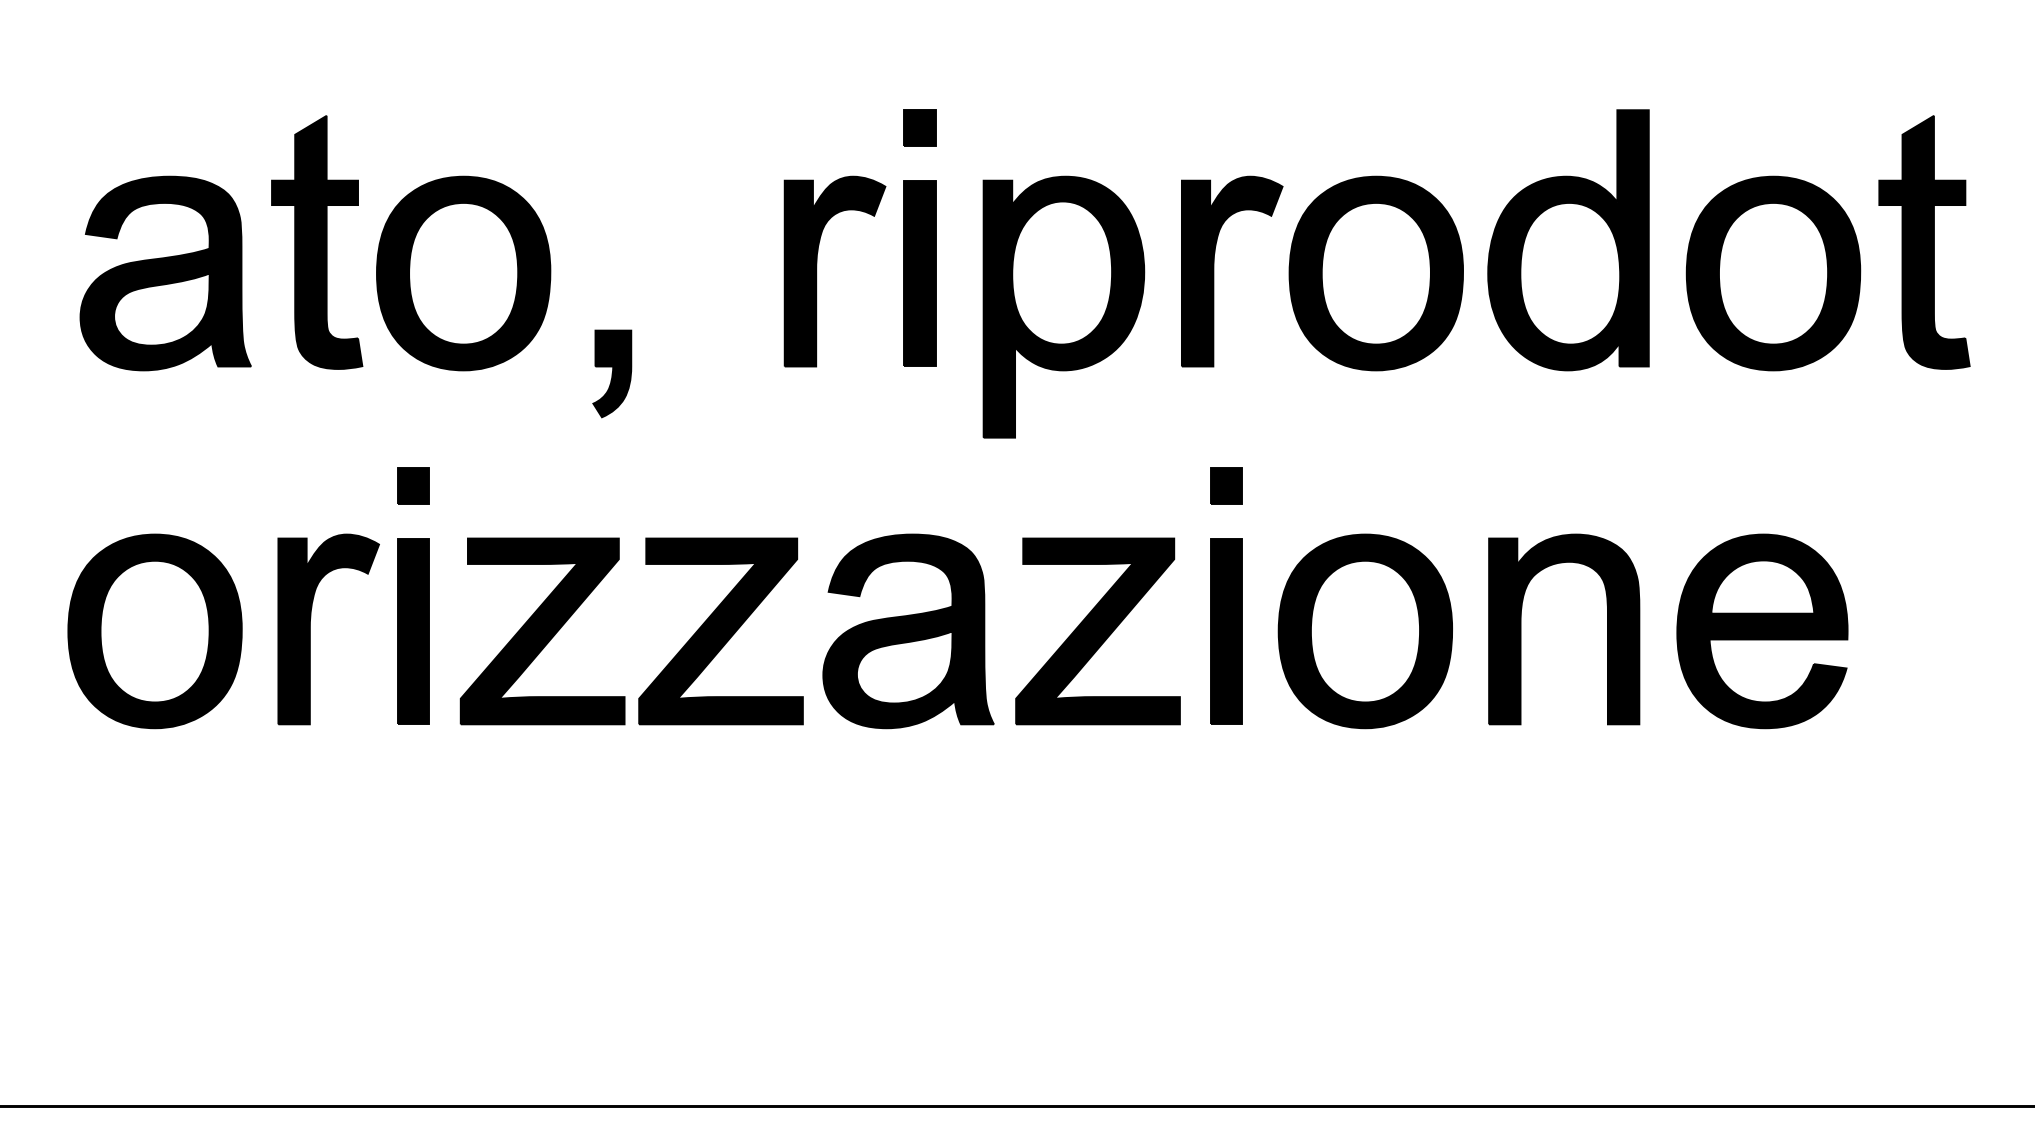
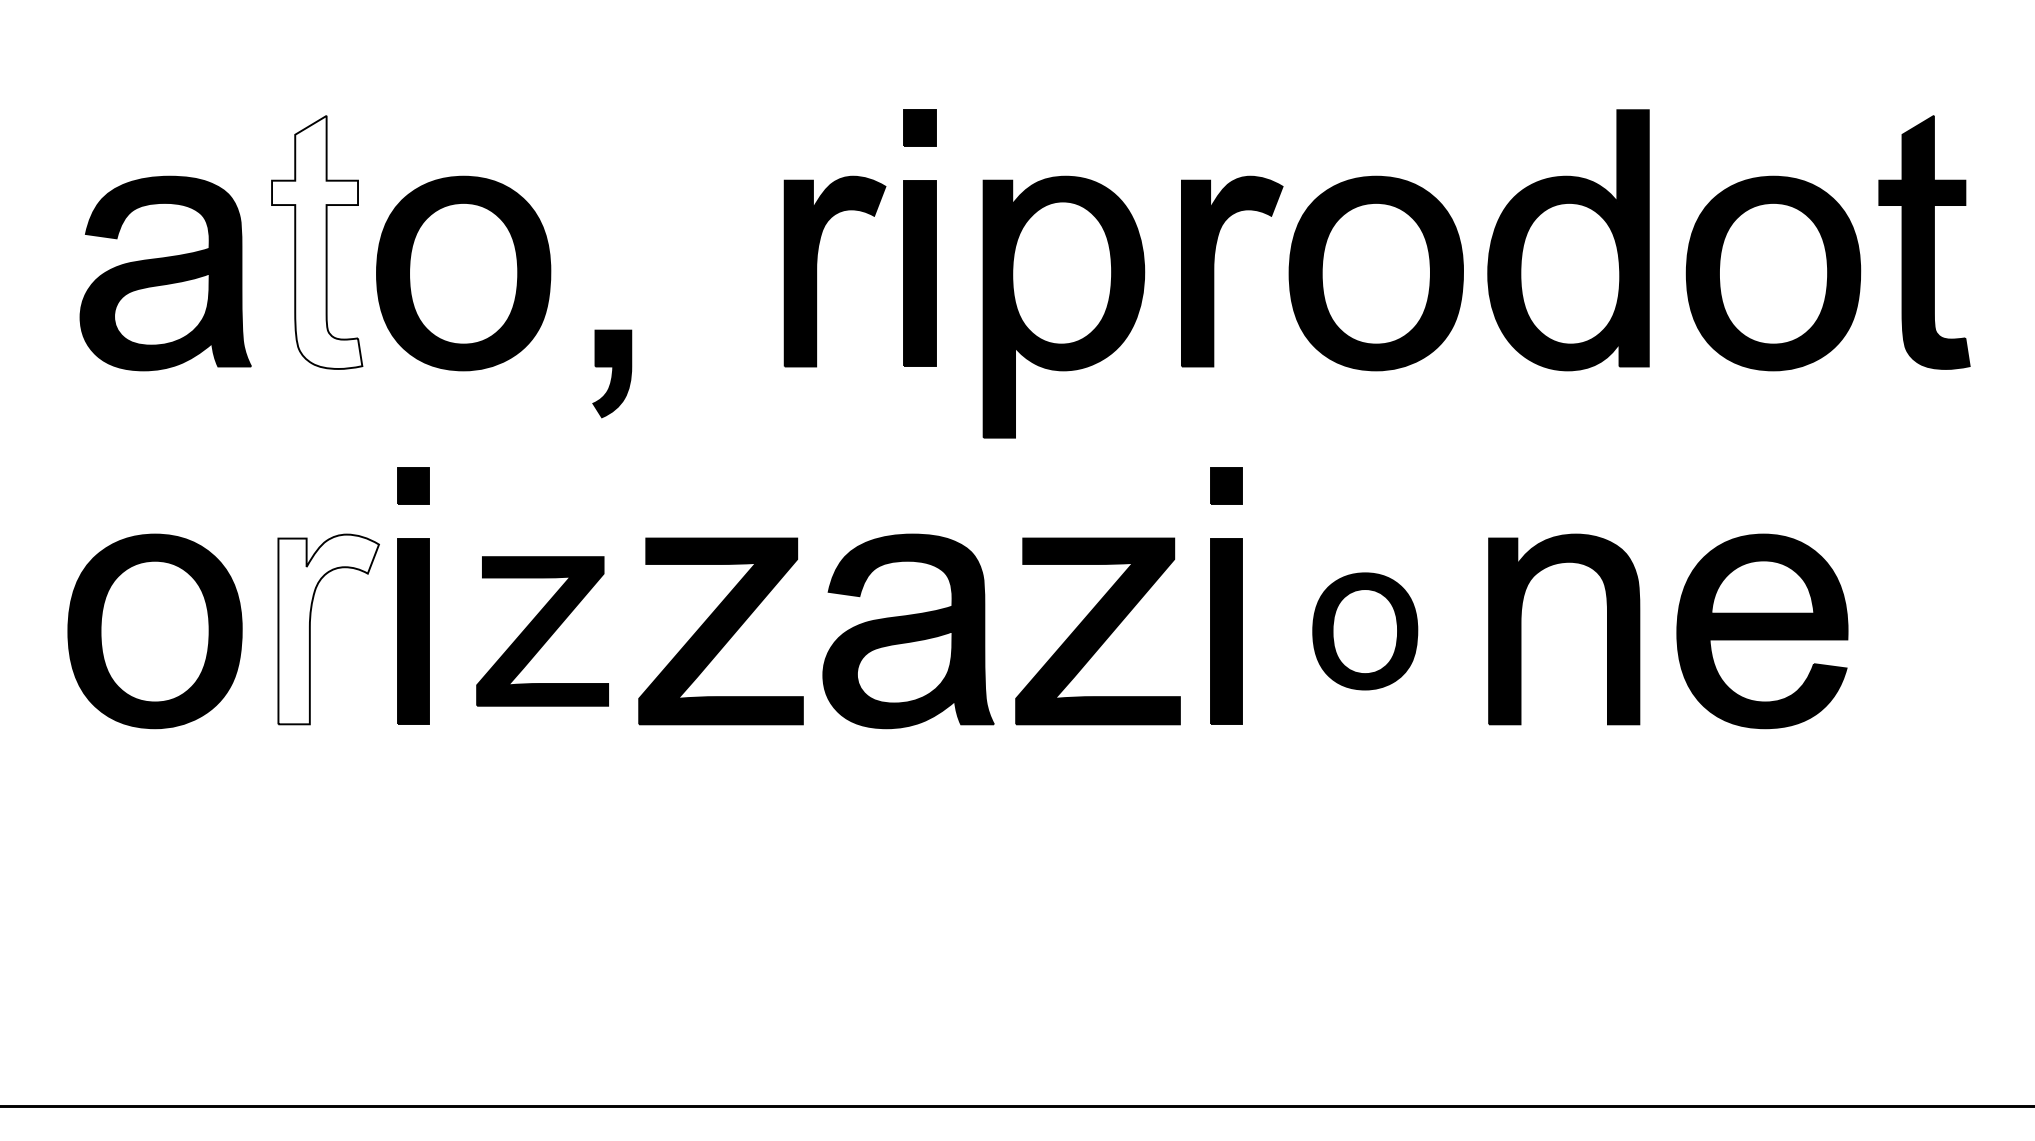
fill: present -> none (317, 241)
fill: present -> none (328, 629)
part size: 167x189 px -> 133x151 px (542, 631)
part size: 176x197 px -> 107x119 px (1365, 631)
